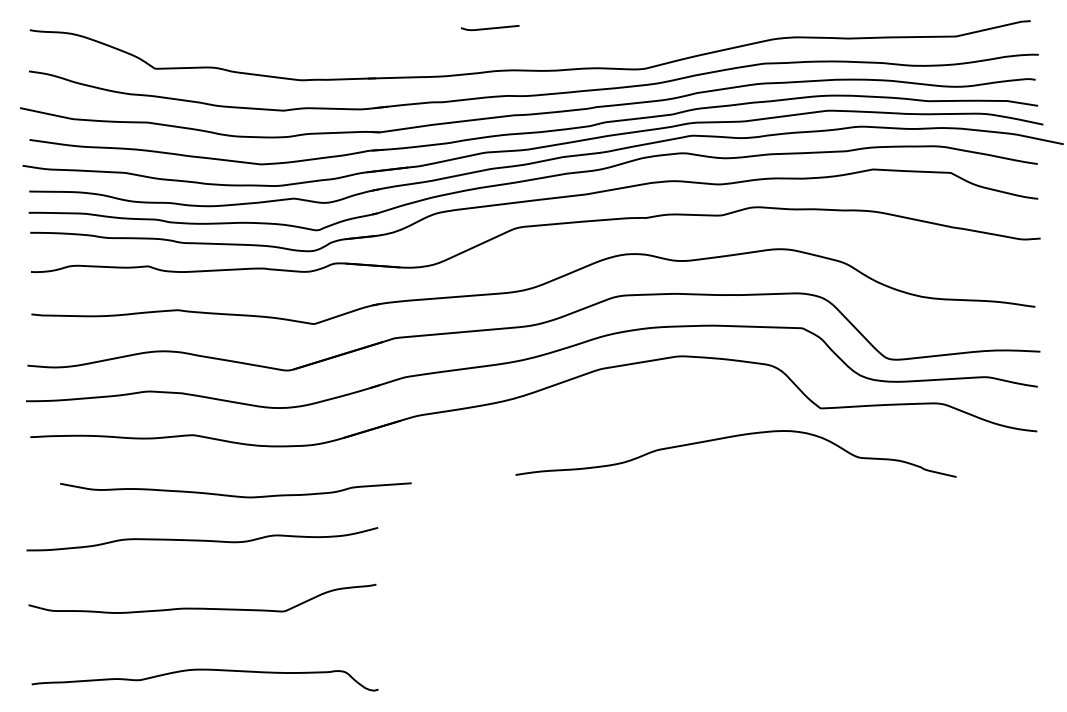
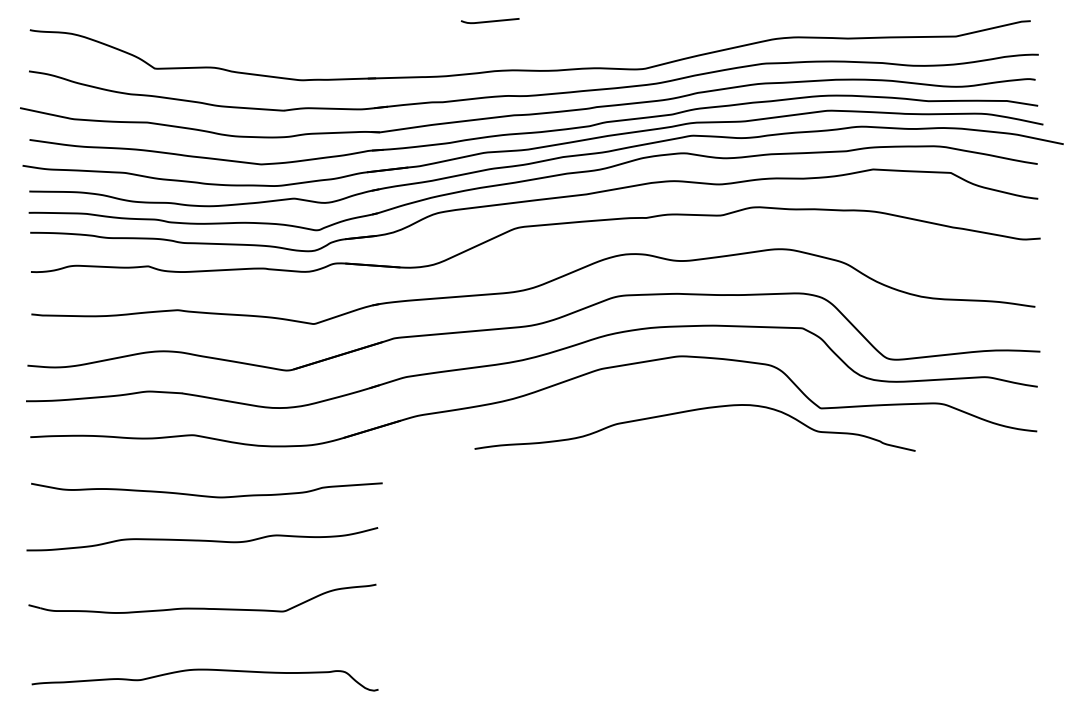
curve position: (489, 28) -> (489, 21) (489, 21)
curve position: (734, 437) -> (693, 411) (693, 411)
curve position: (235, 495) -> (206, 495) (206, 495)
